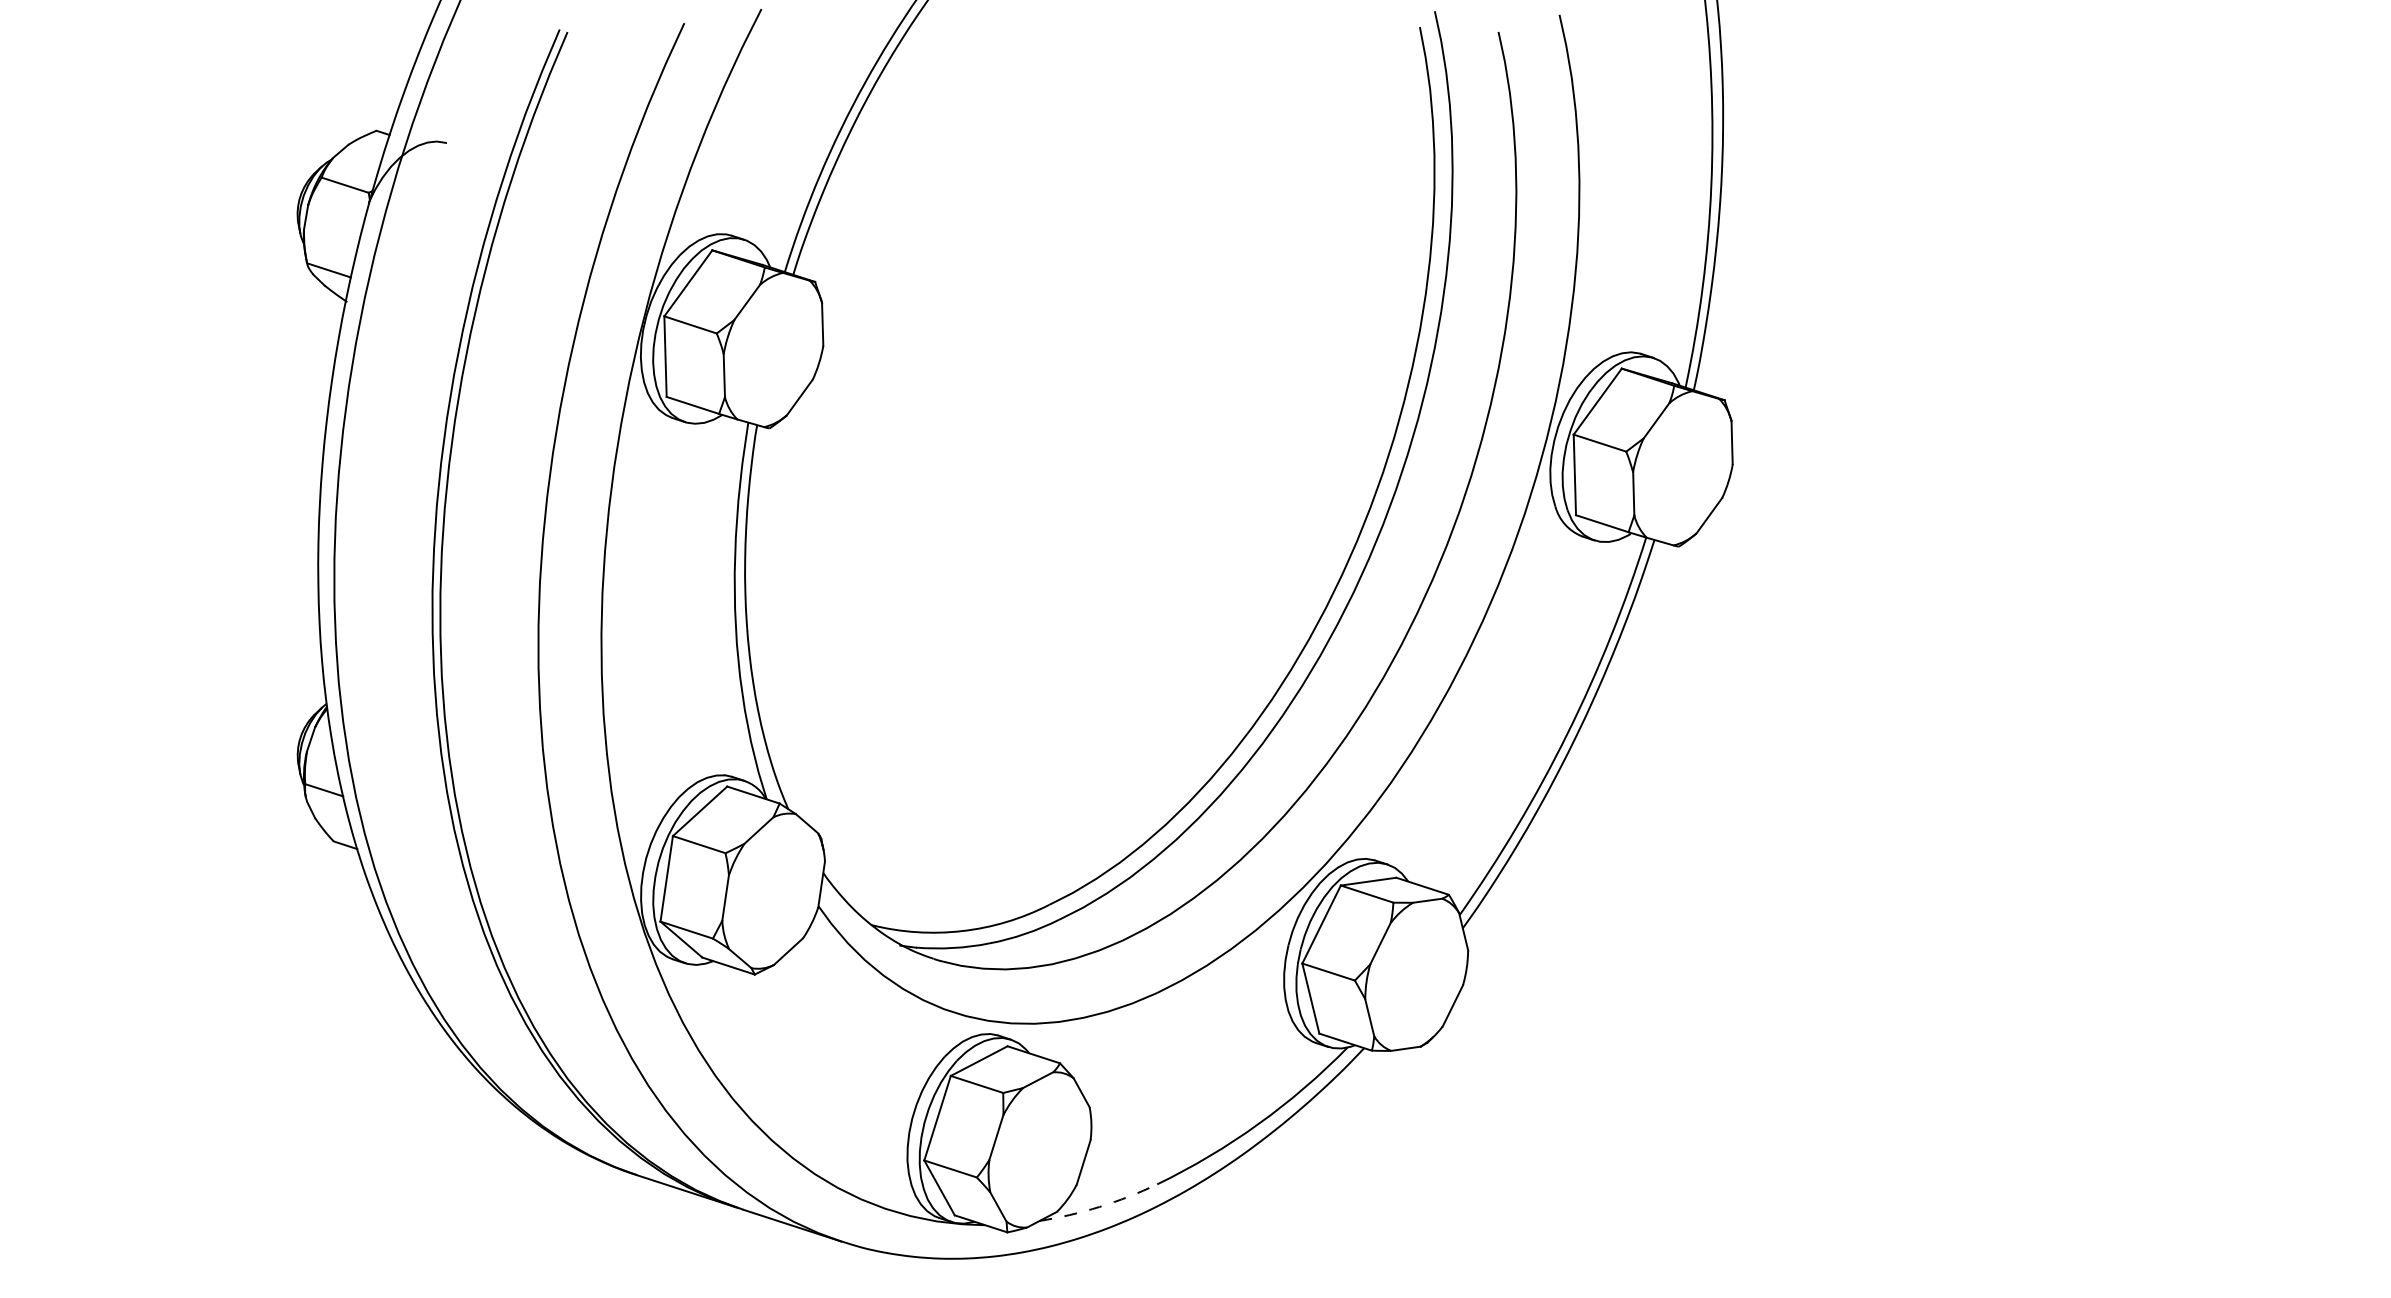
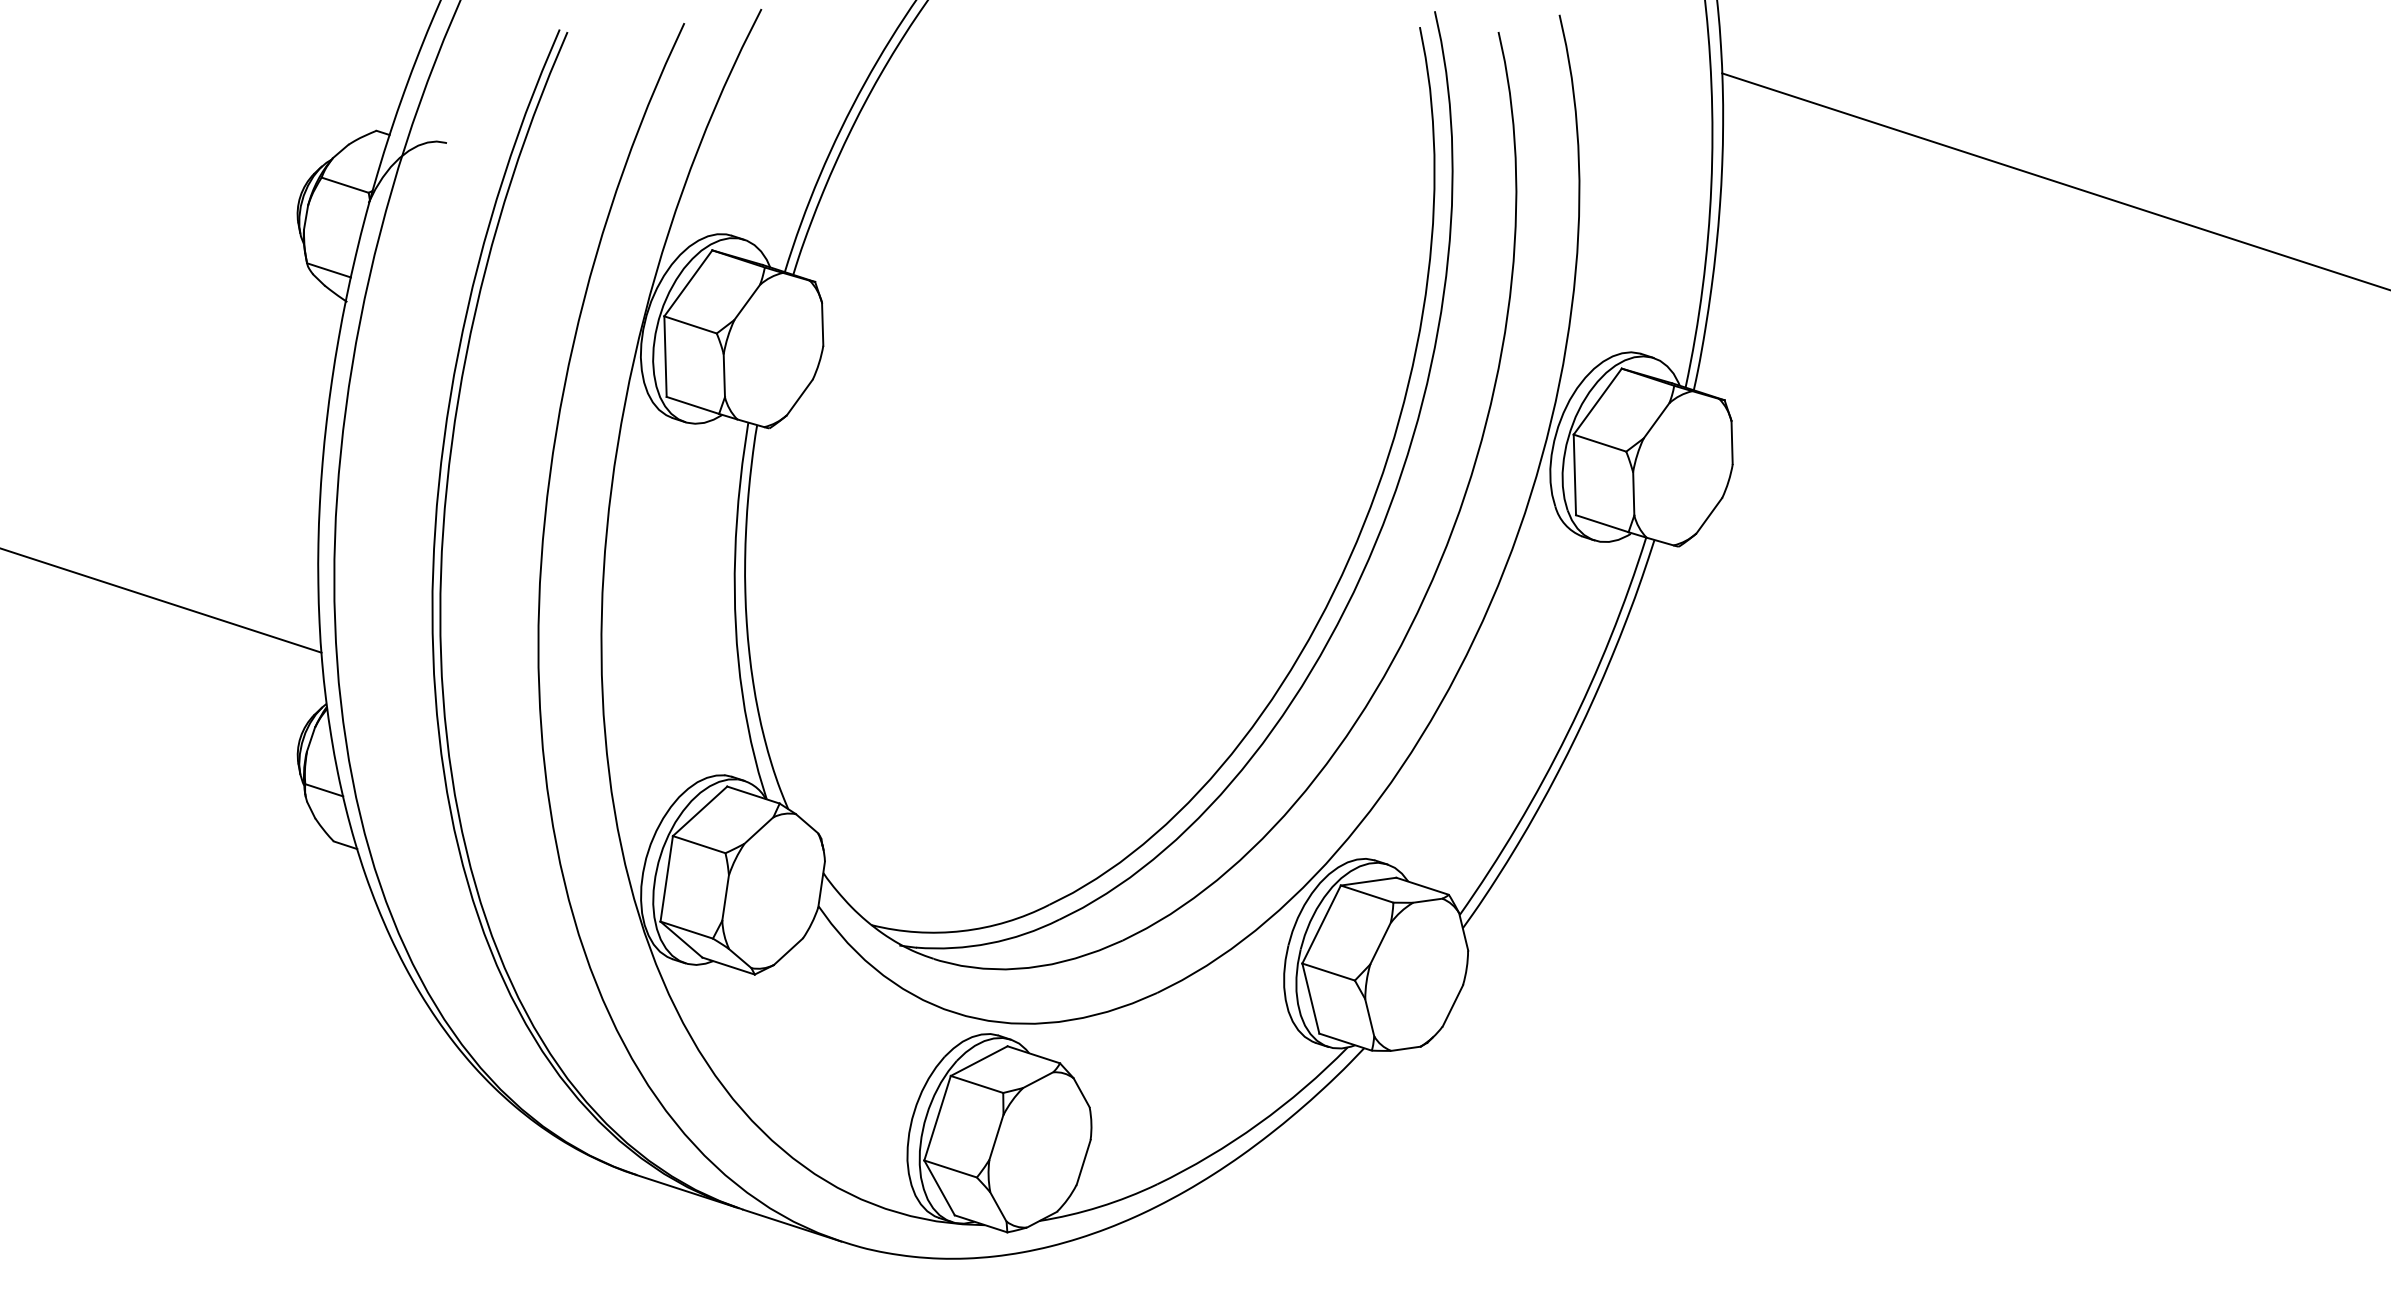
line: none -> present (2054, 181)
line: none -> present (161, 600)
arc: dashed -> solid (1099, 1206)
